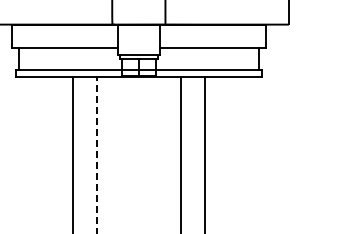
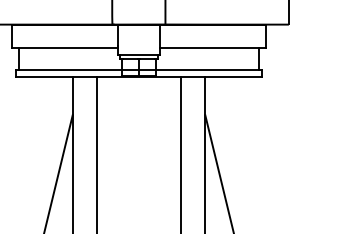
line: dashed -> solid (96, 154)
line: none -> present (58, 172)
line: none -> present (219, 172)
